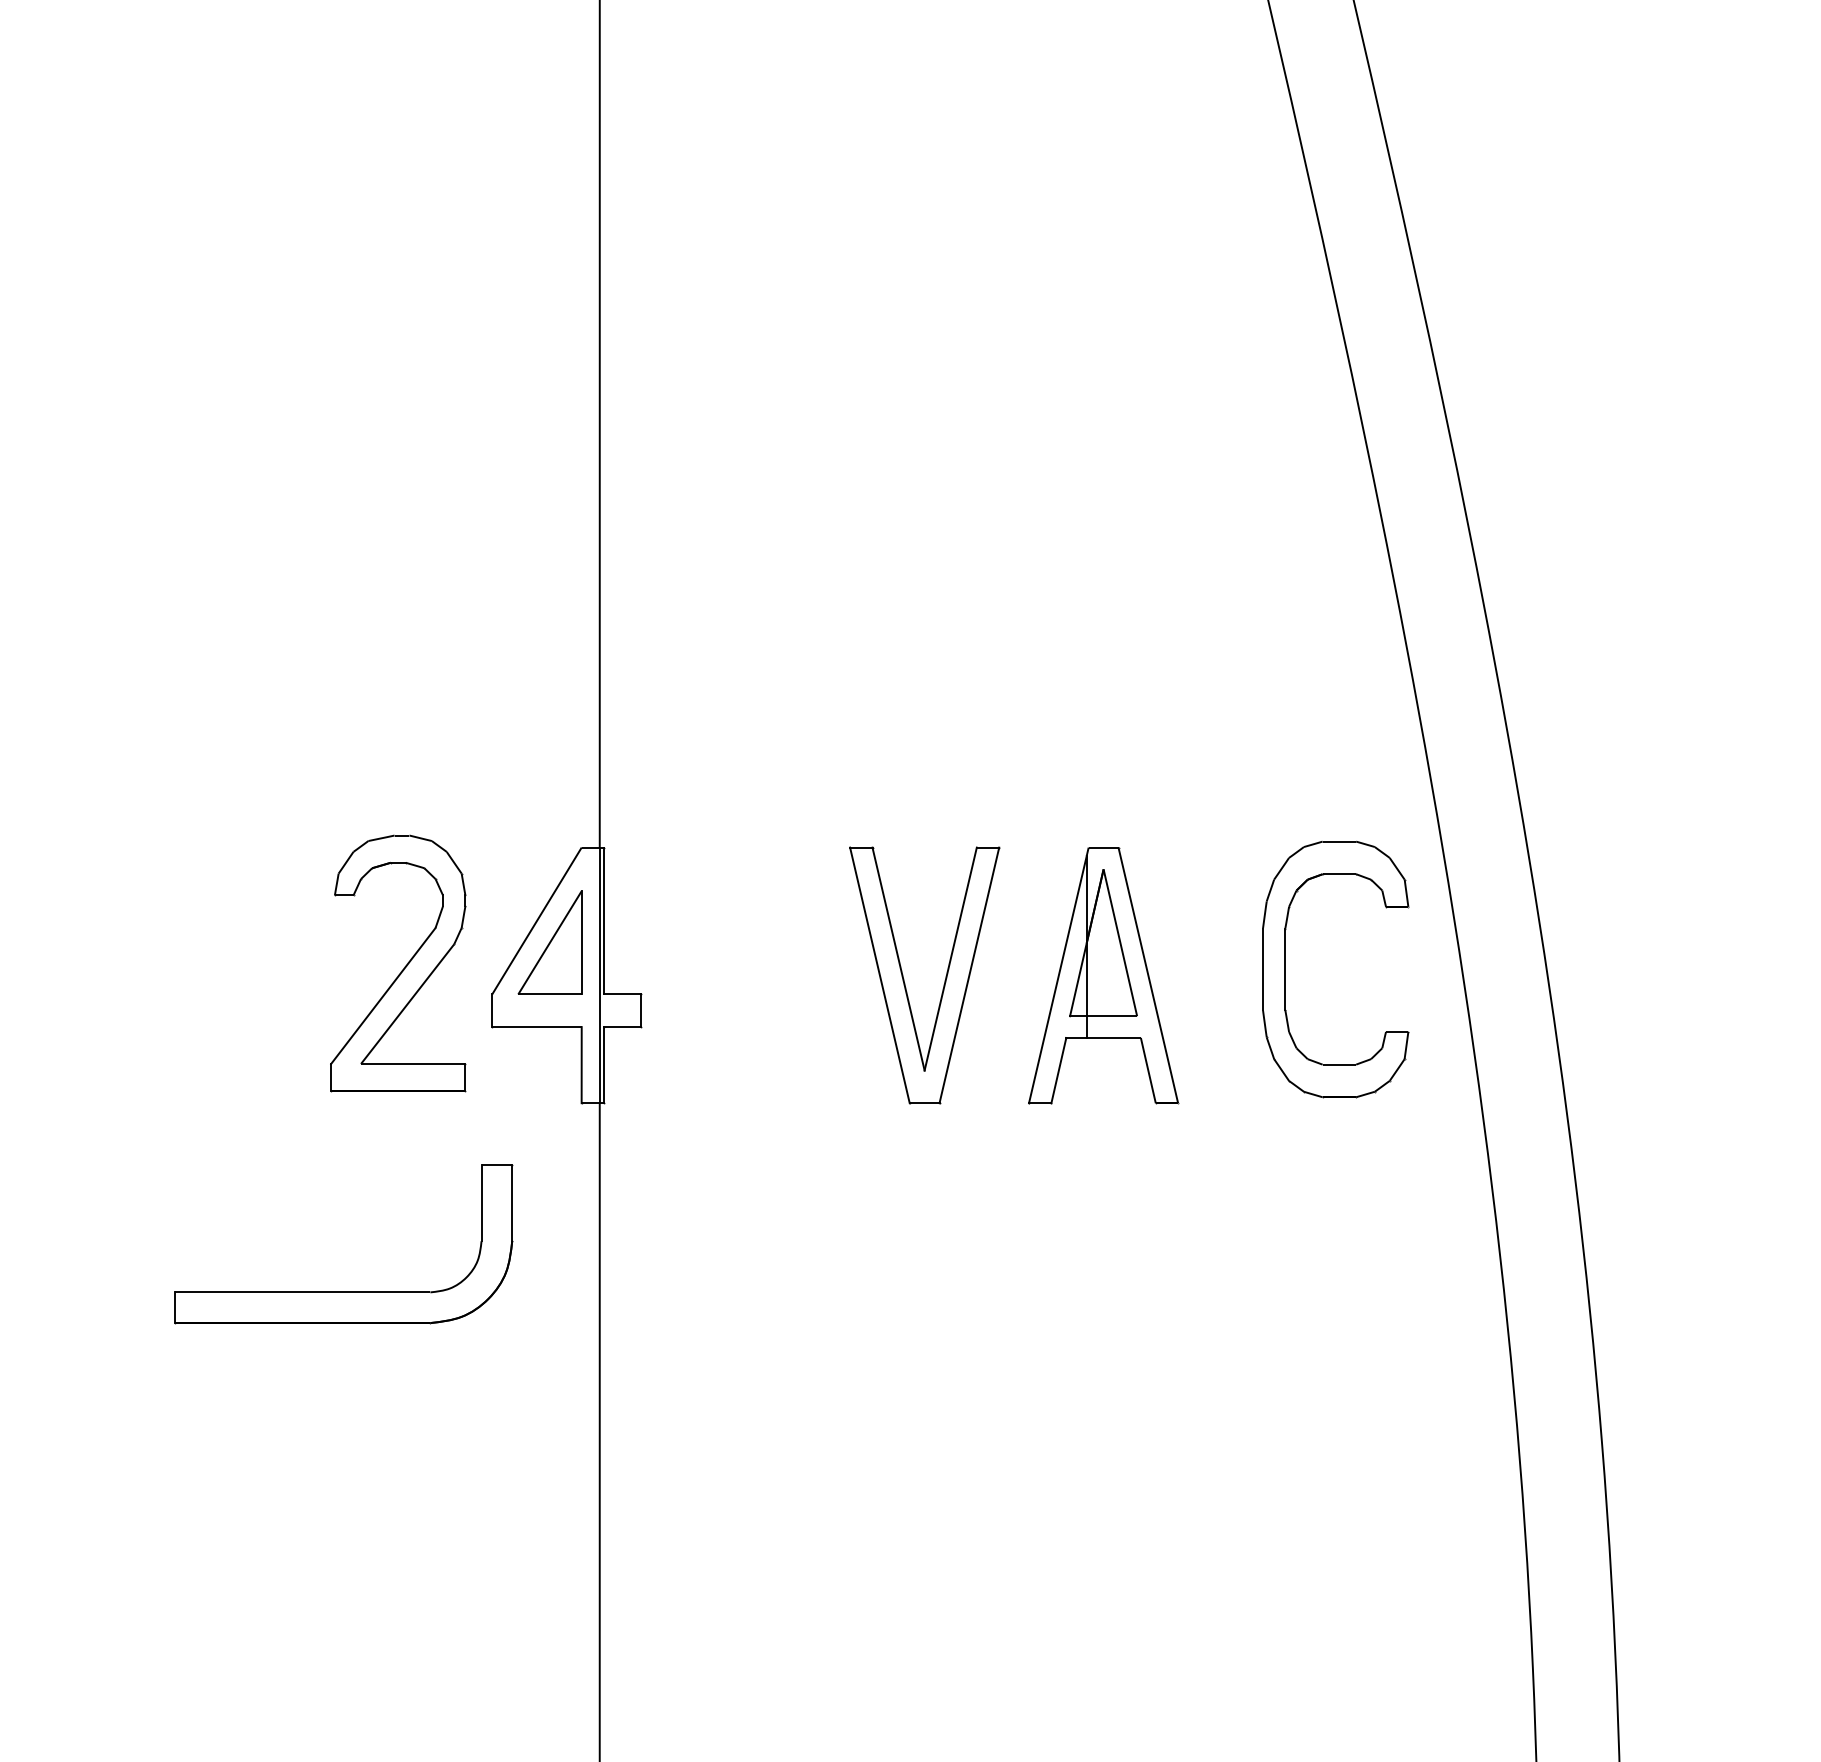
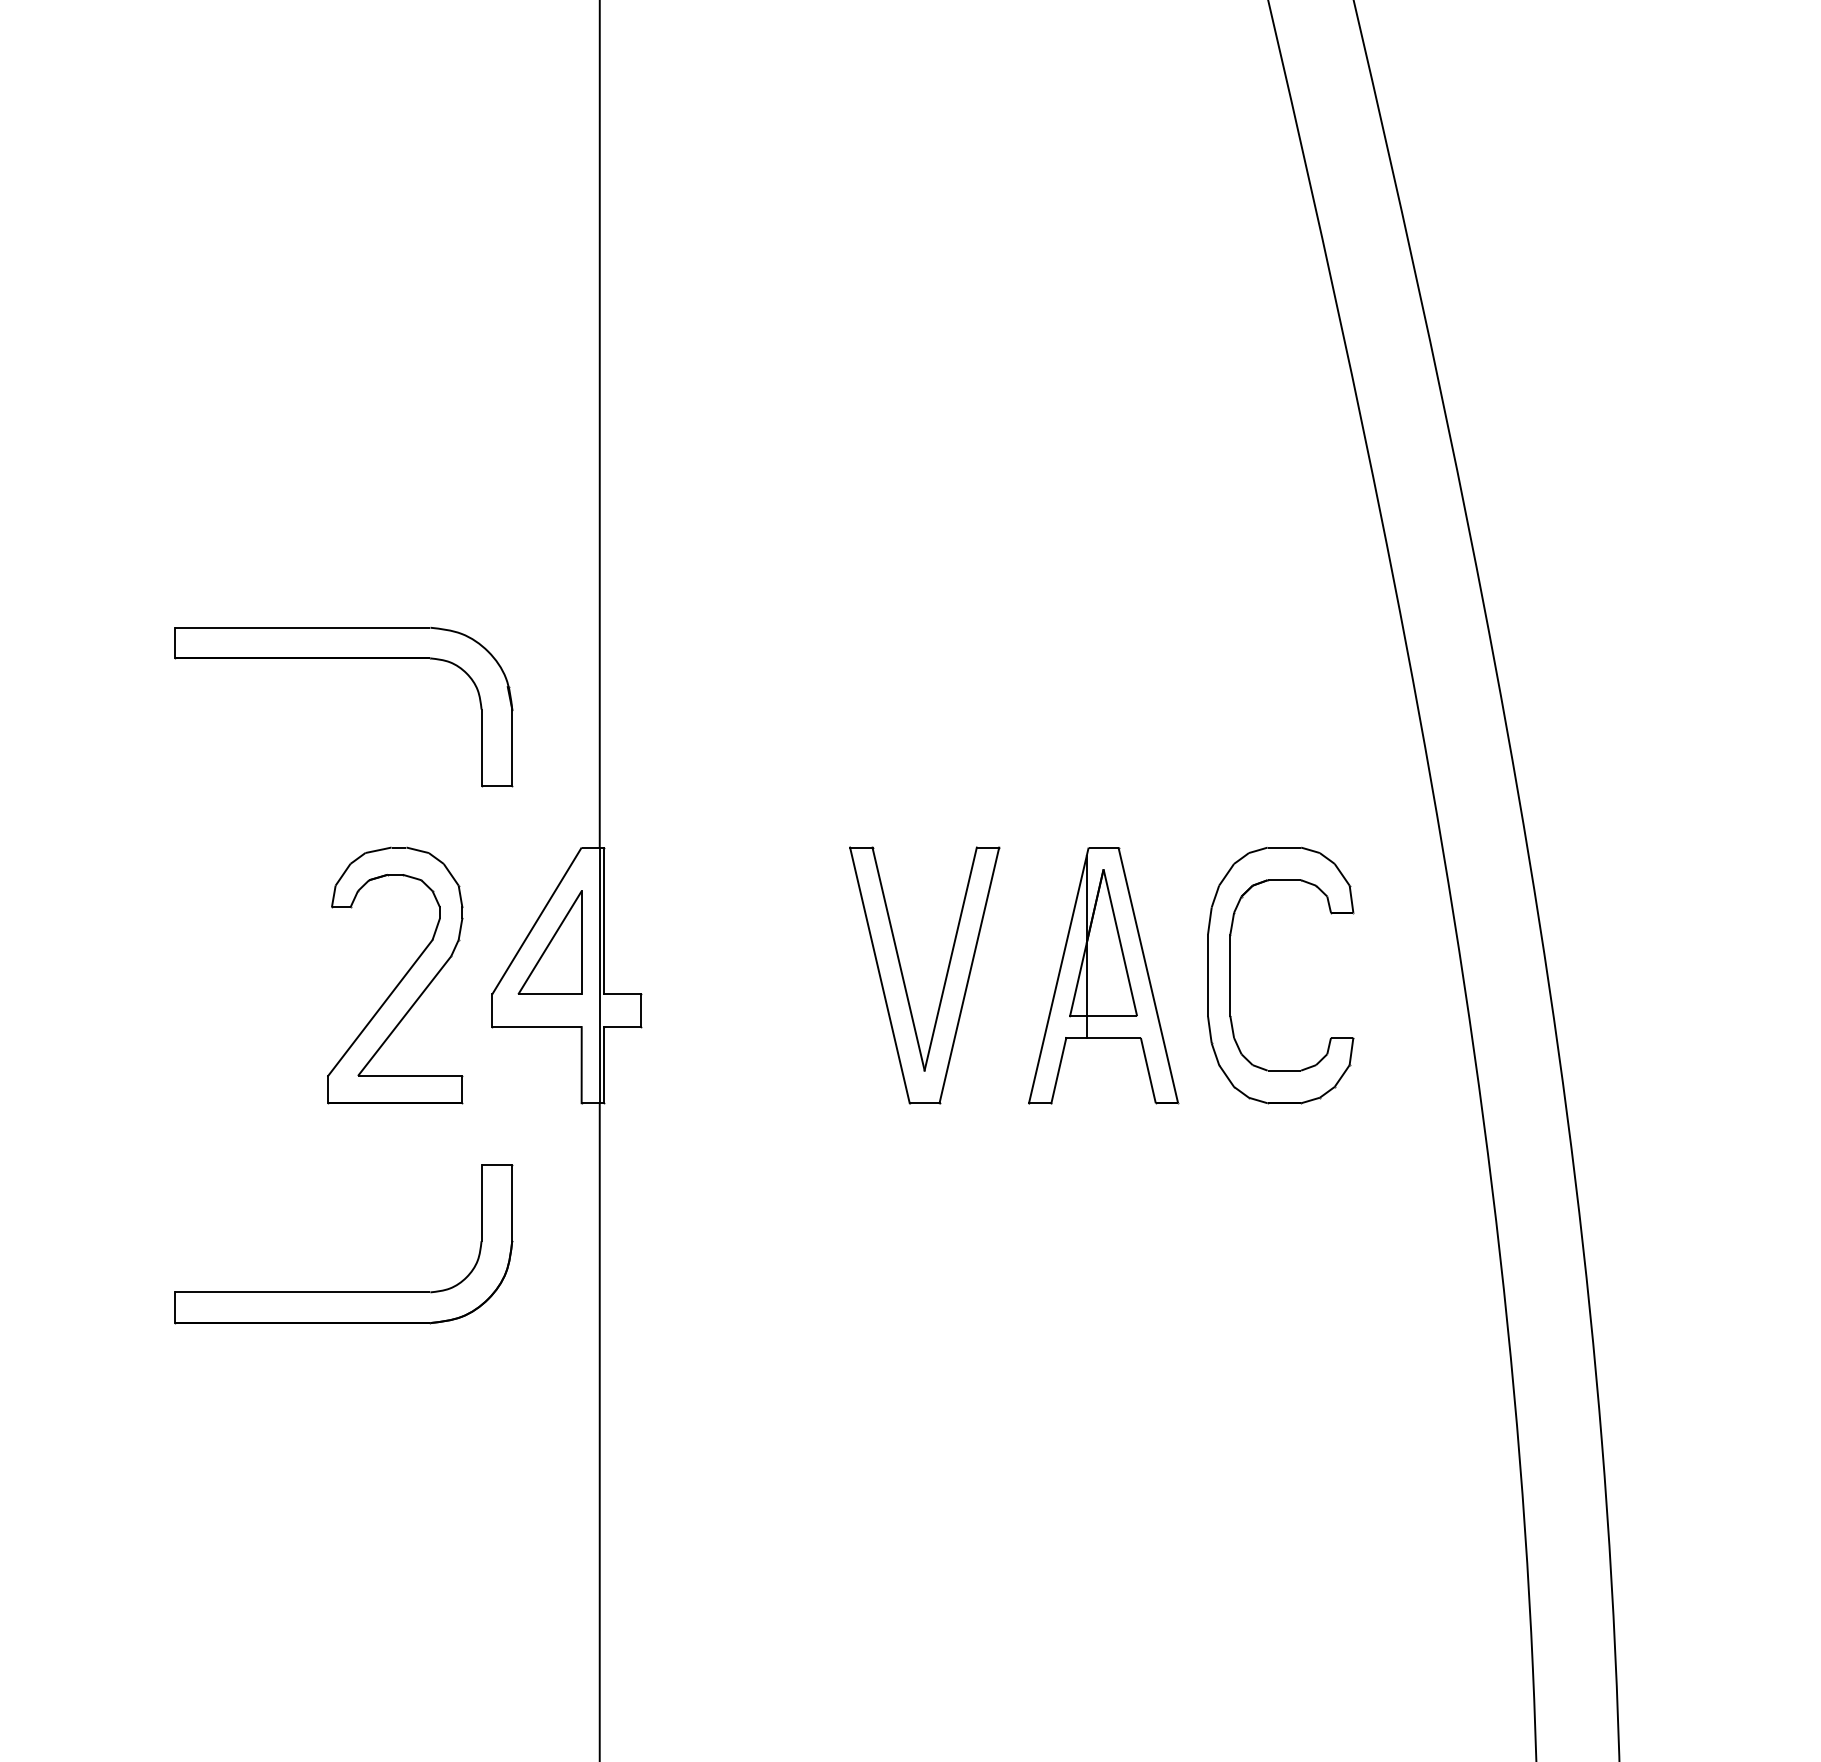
part: none -> present (343, 658)
part position: (404, 966) -> (401, 978) (401, 978)
part position: (1285, 969) -> (1230, 975) (1230, 975)
